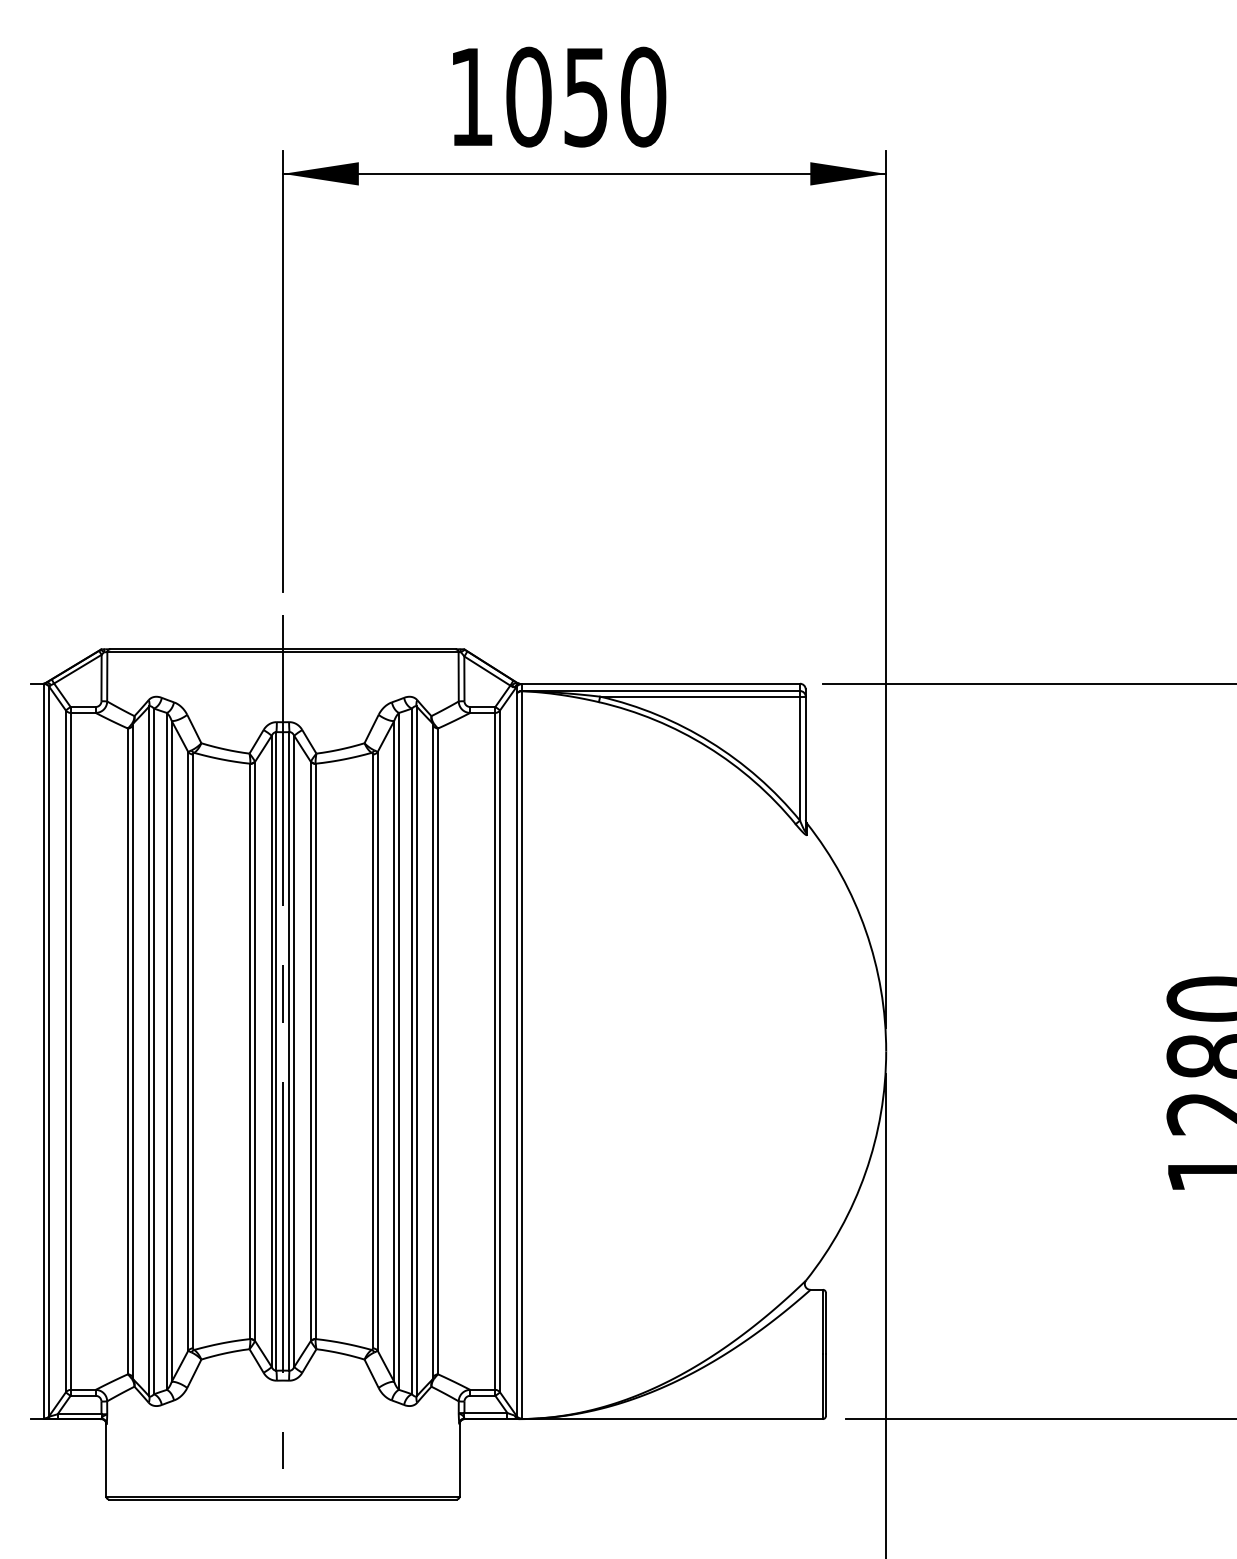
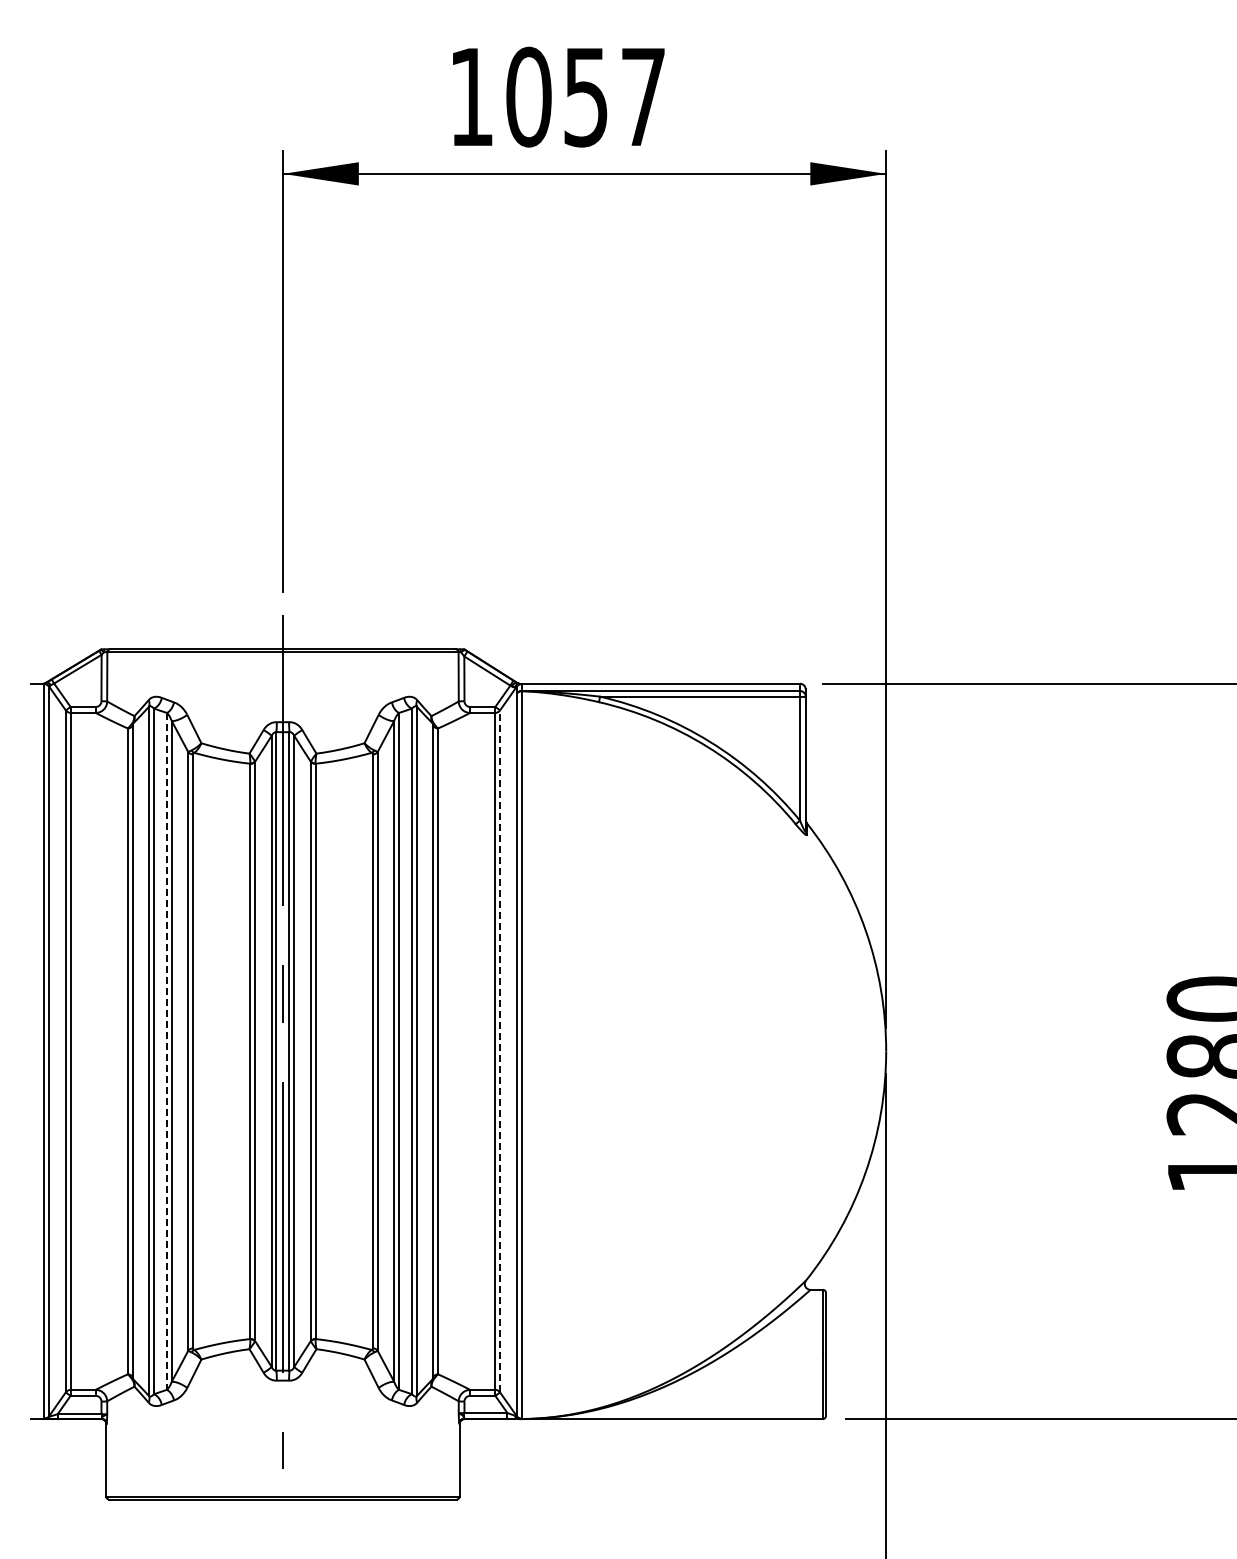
text: 1050 -> 1057 (643, 96)
line: solid -> dashed (166, 1051)
line: solid -> dashed (500, 1051)
